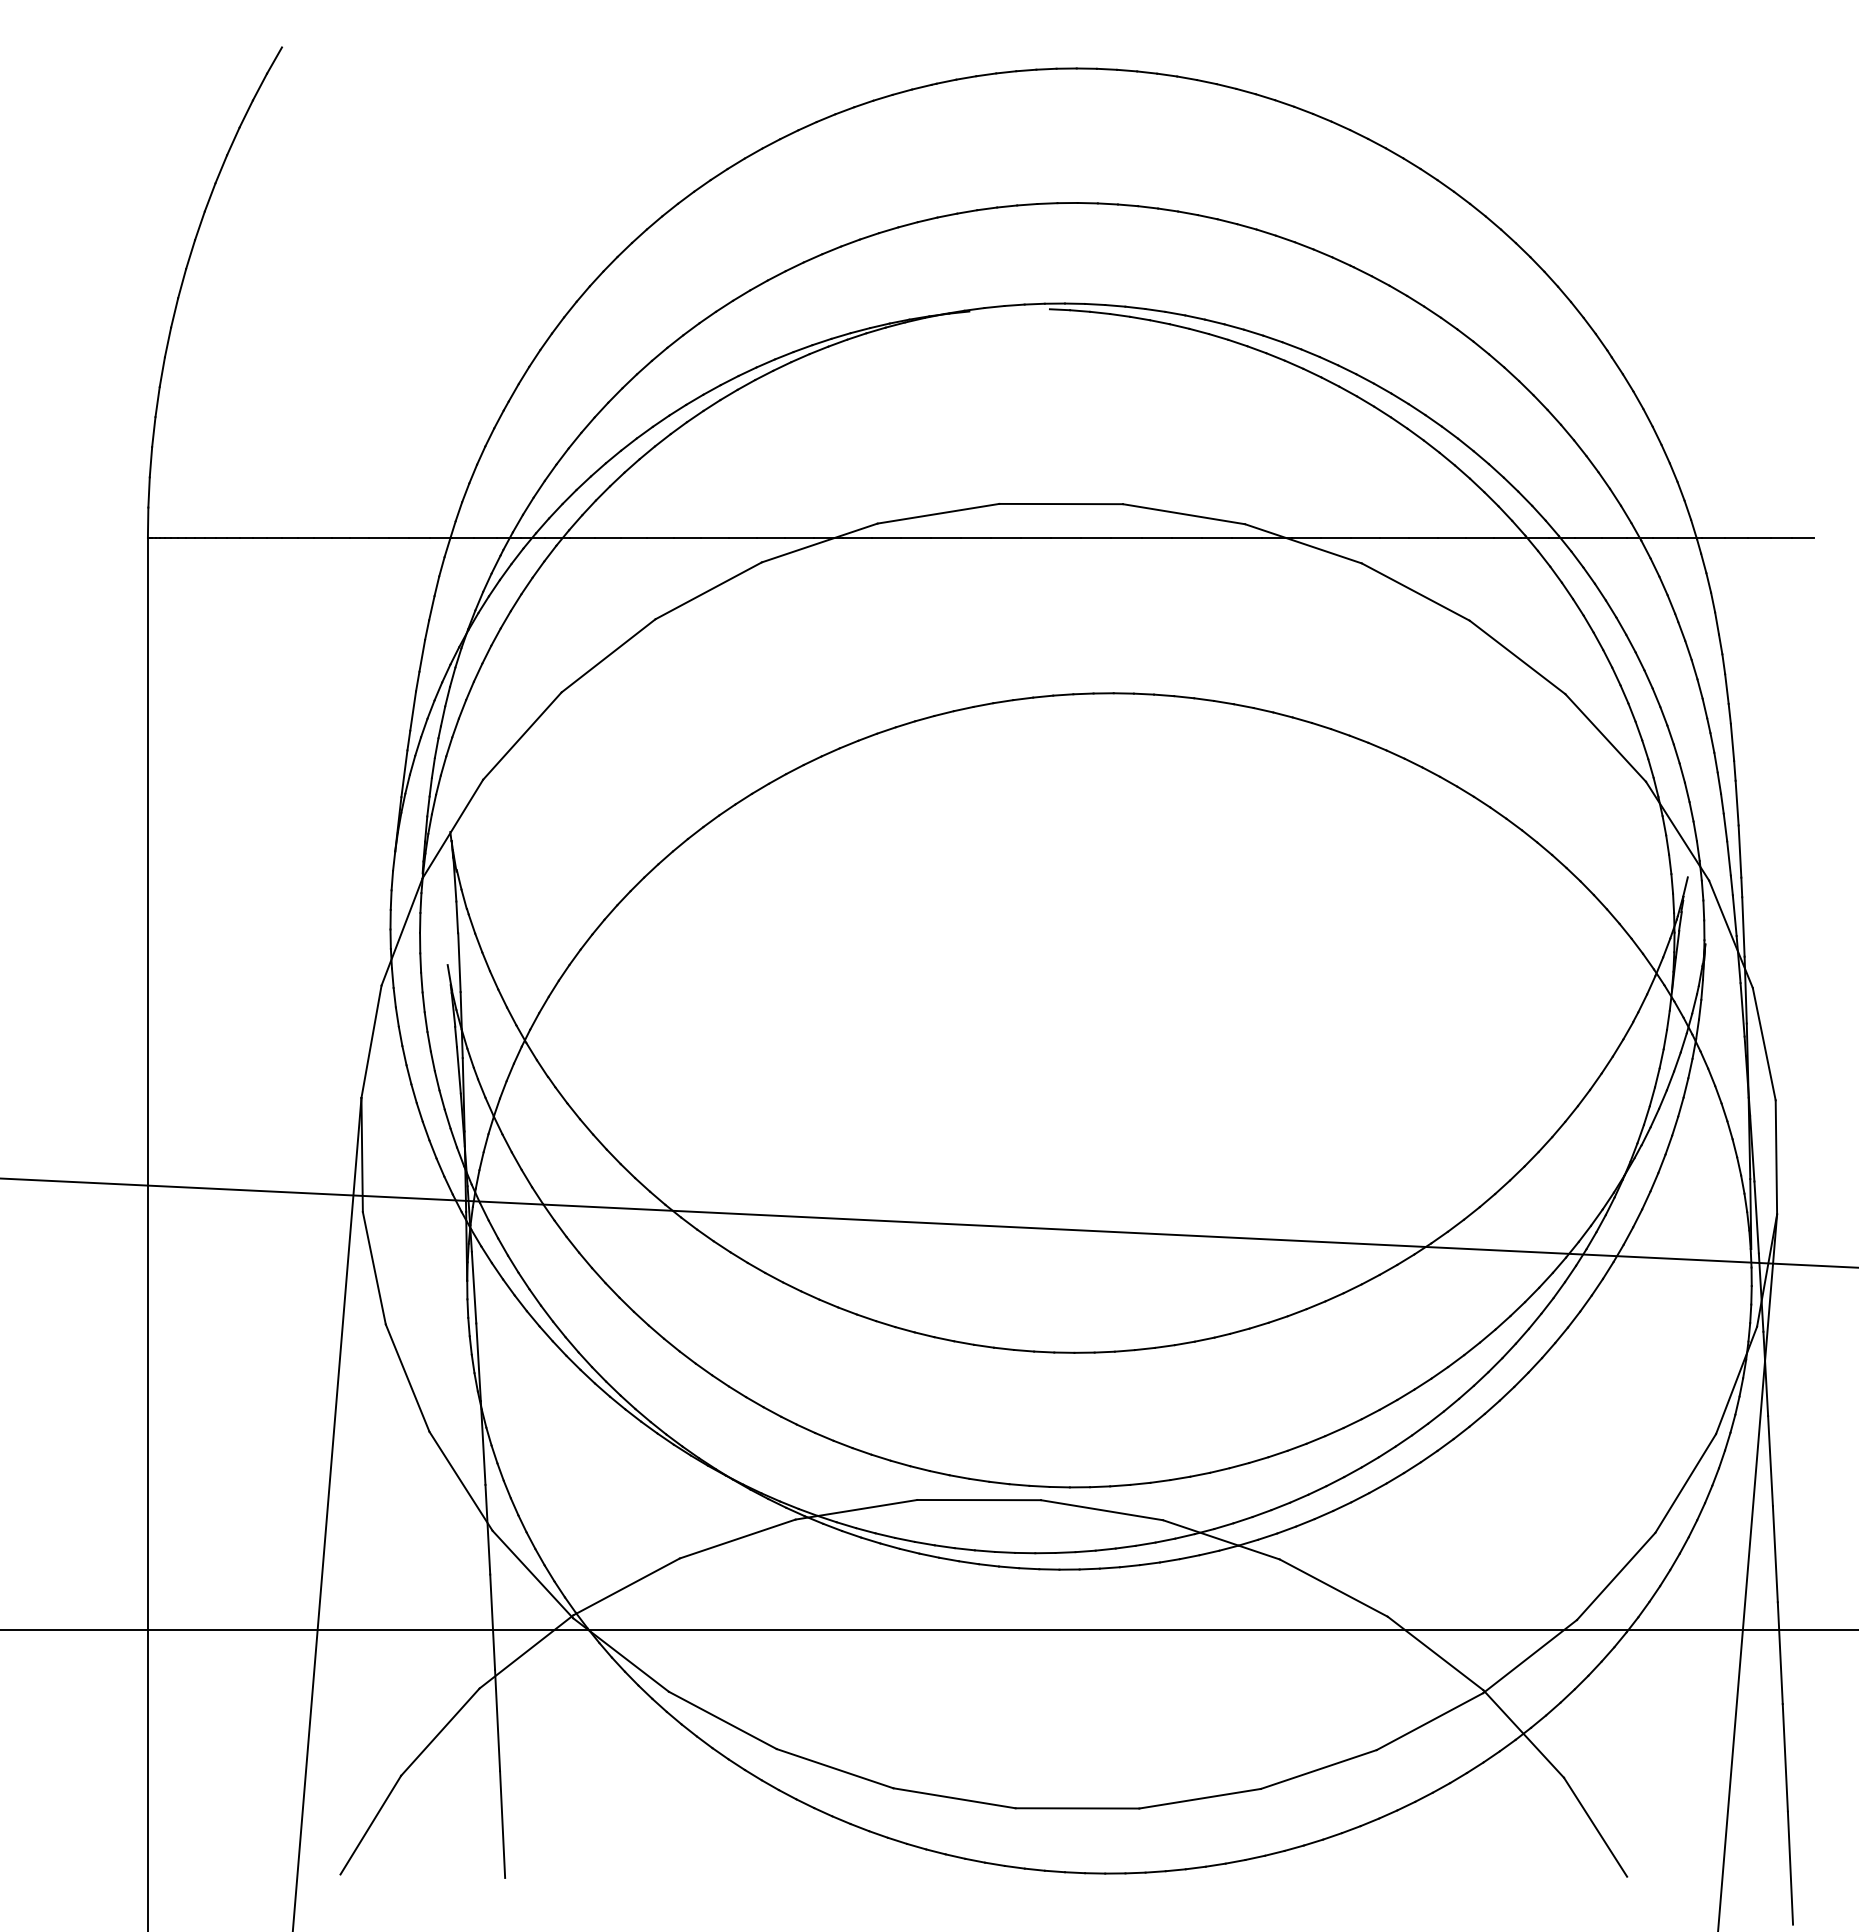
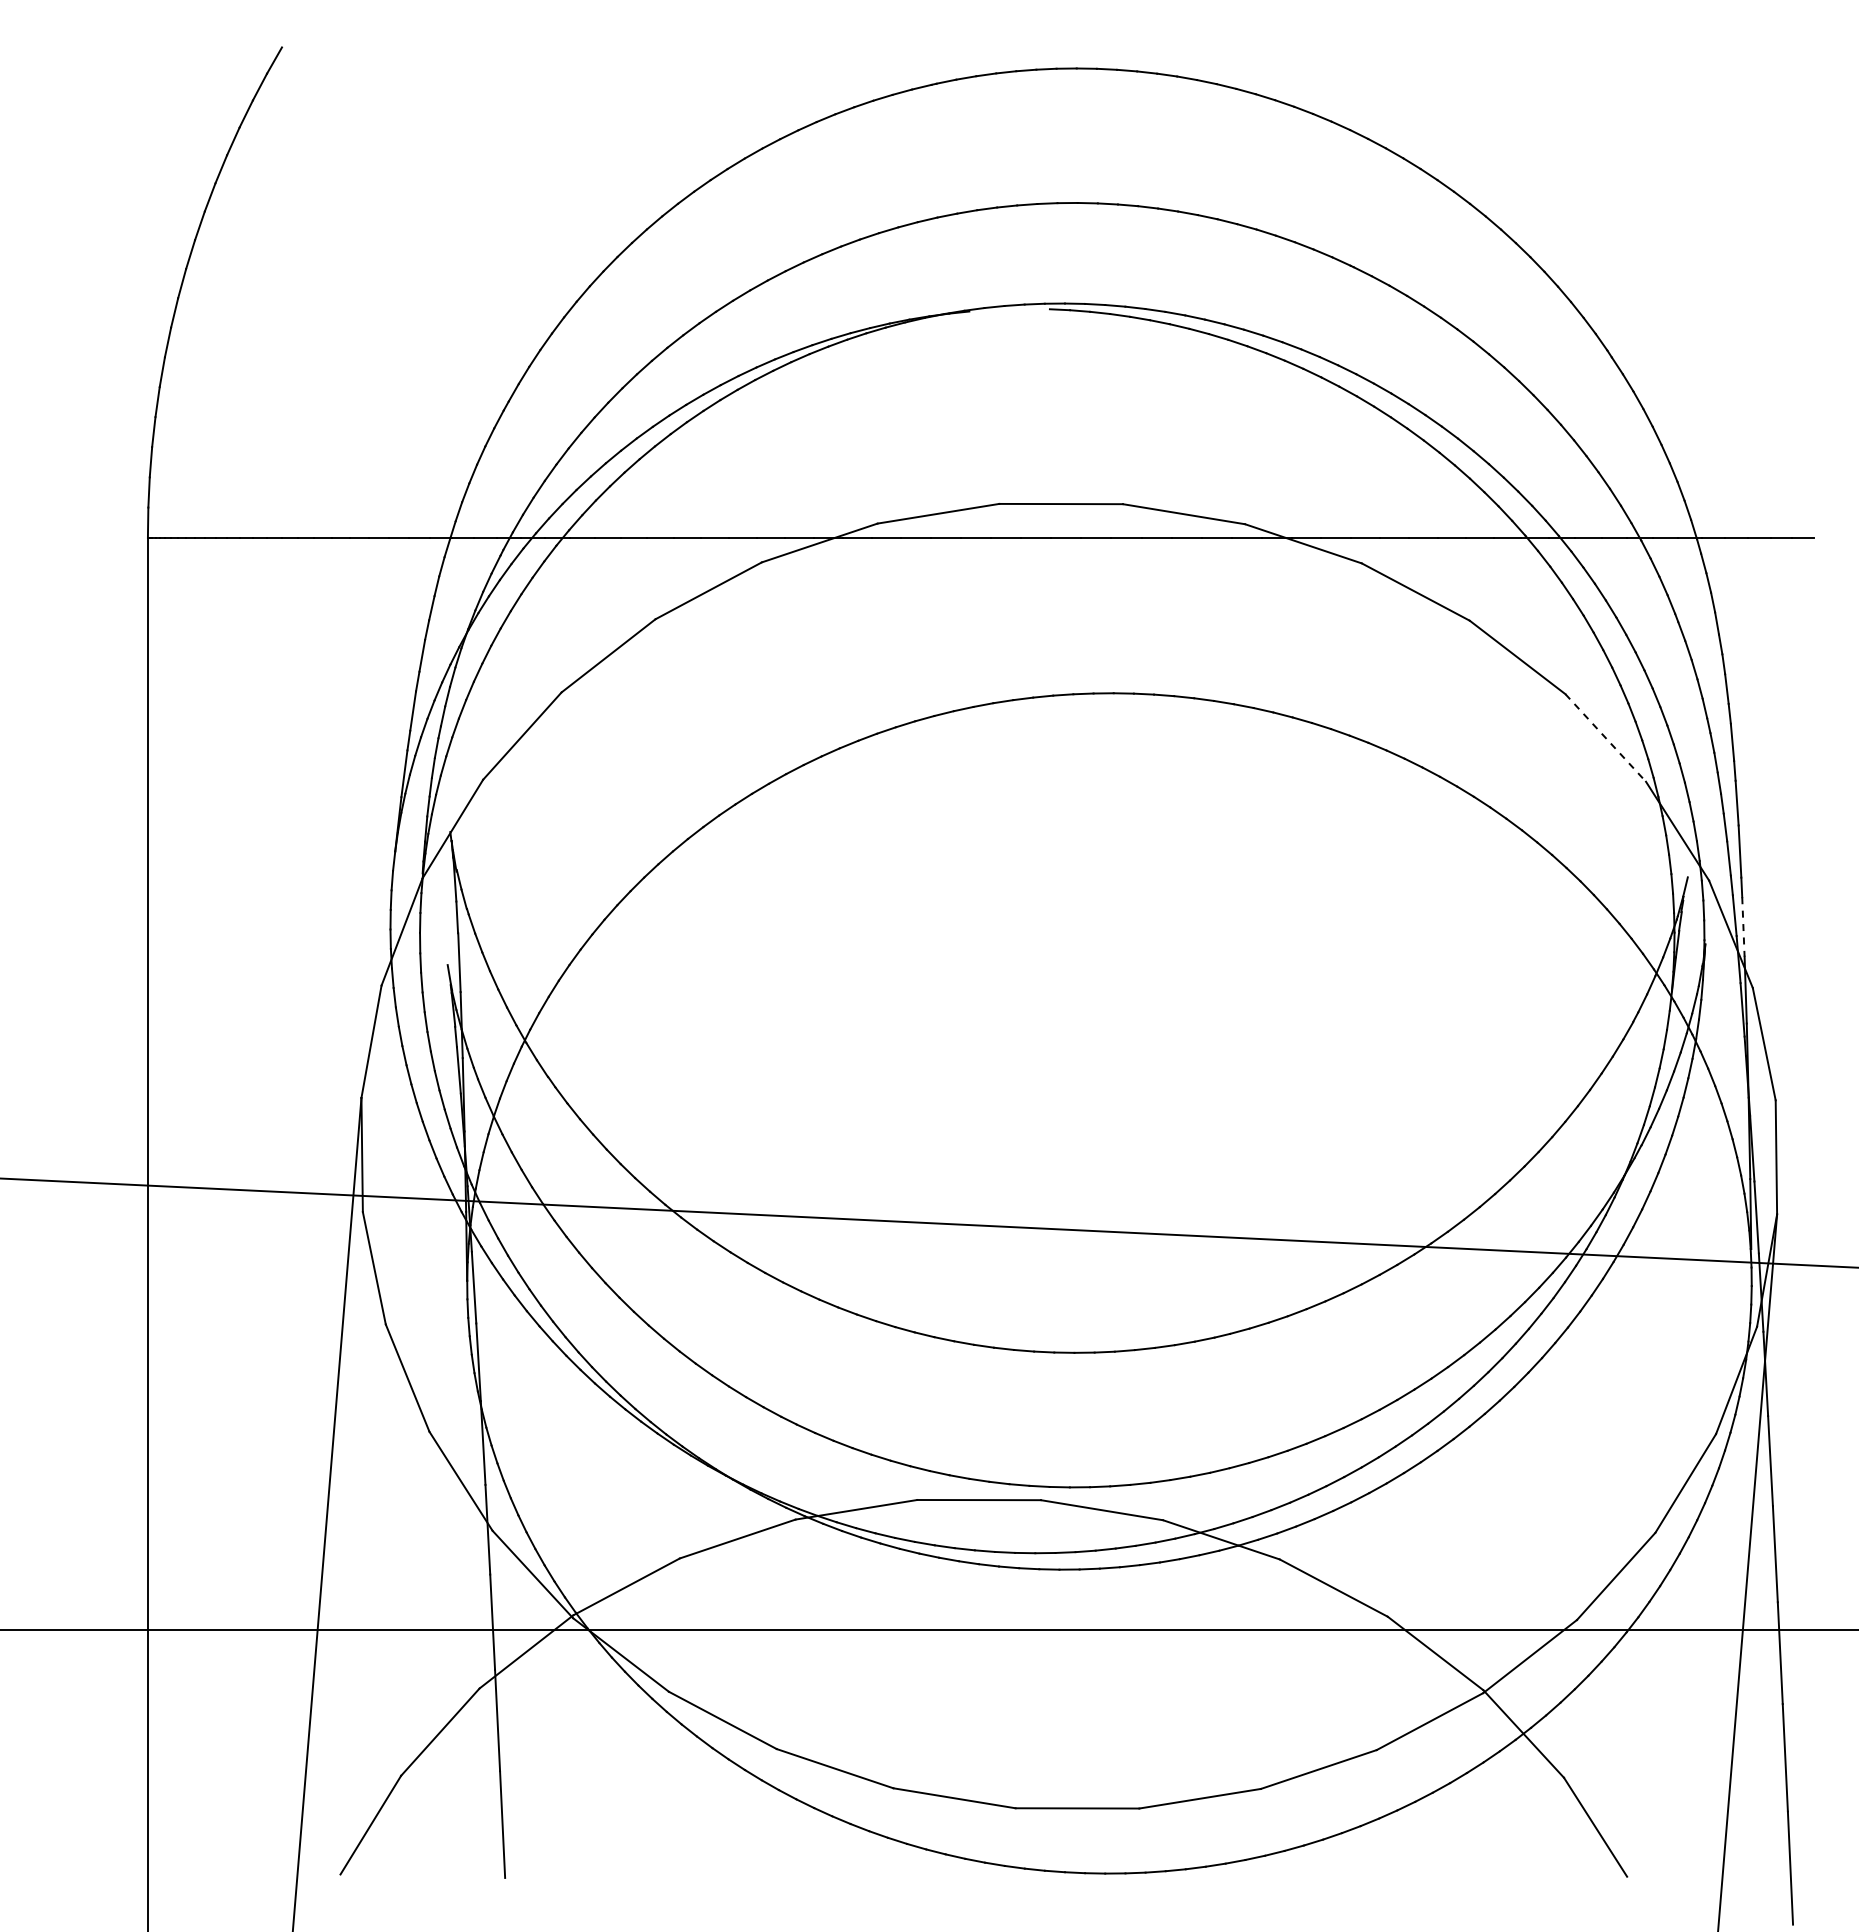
line: solid -> dashed (1605, 737)
line: solid -> dashed (1743, 926)
